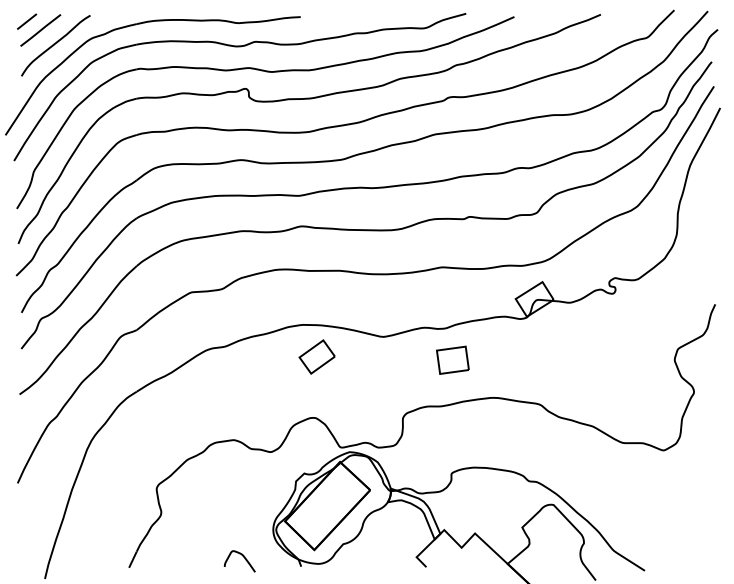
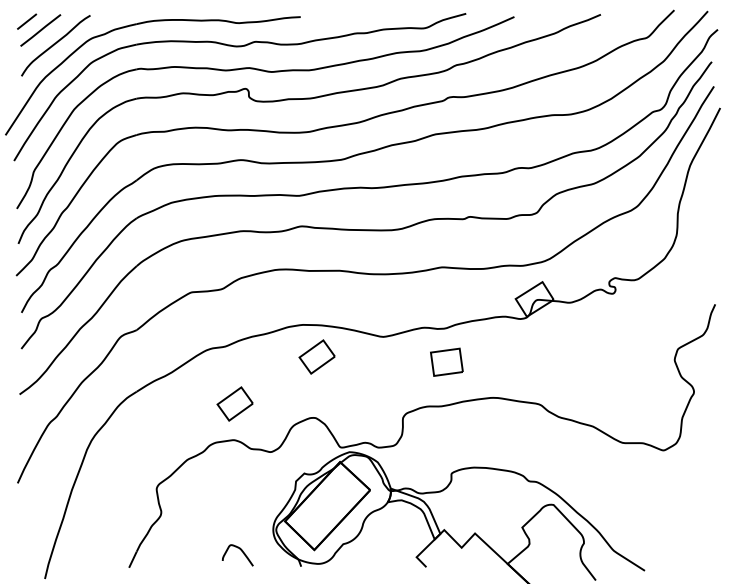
part position: (452, 359) -> (446, 361) (446, 361)
part: none -> present (234, 403)
curve position: (243, 557) -> (241, 551) (241, 551)
